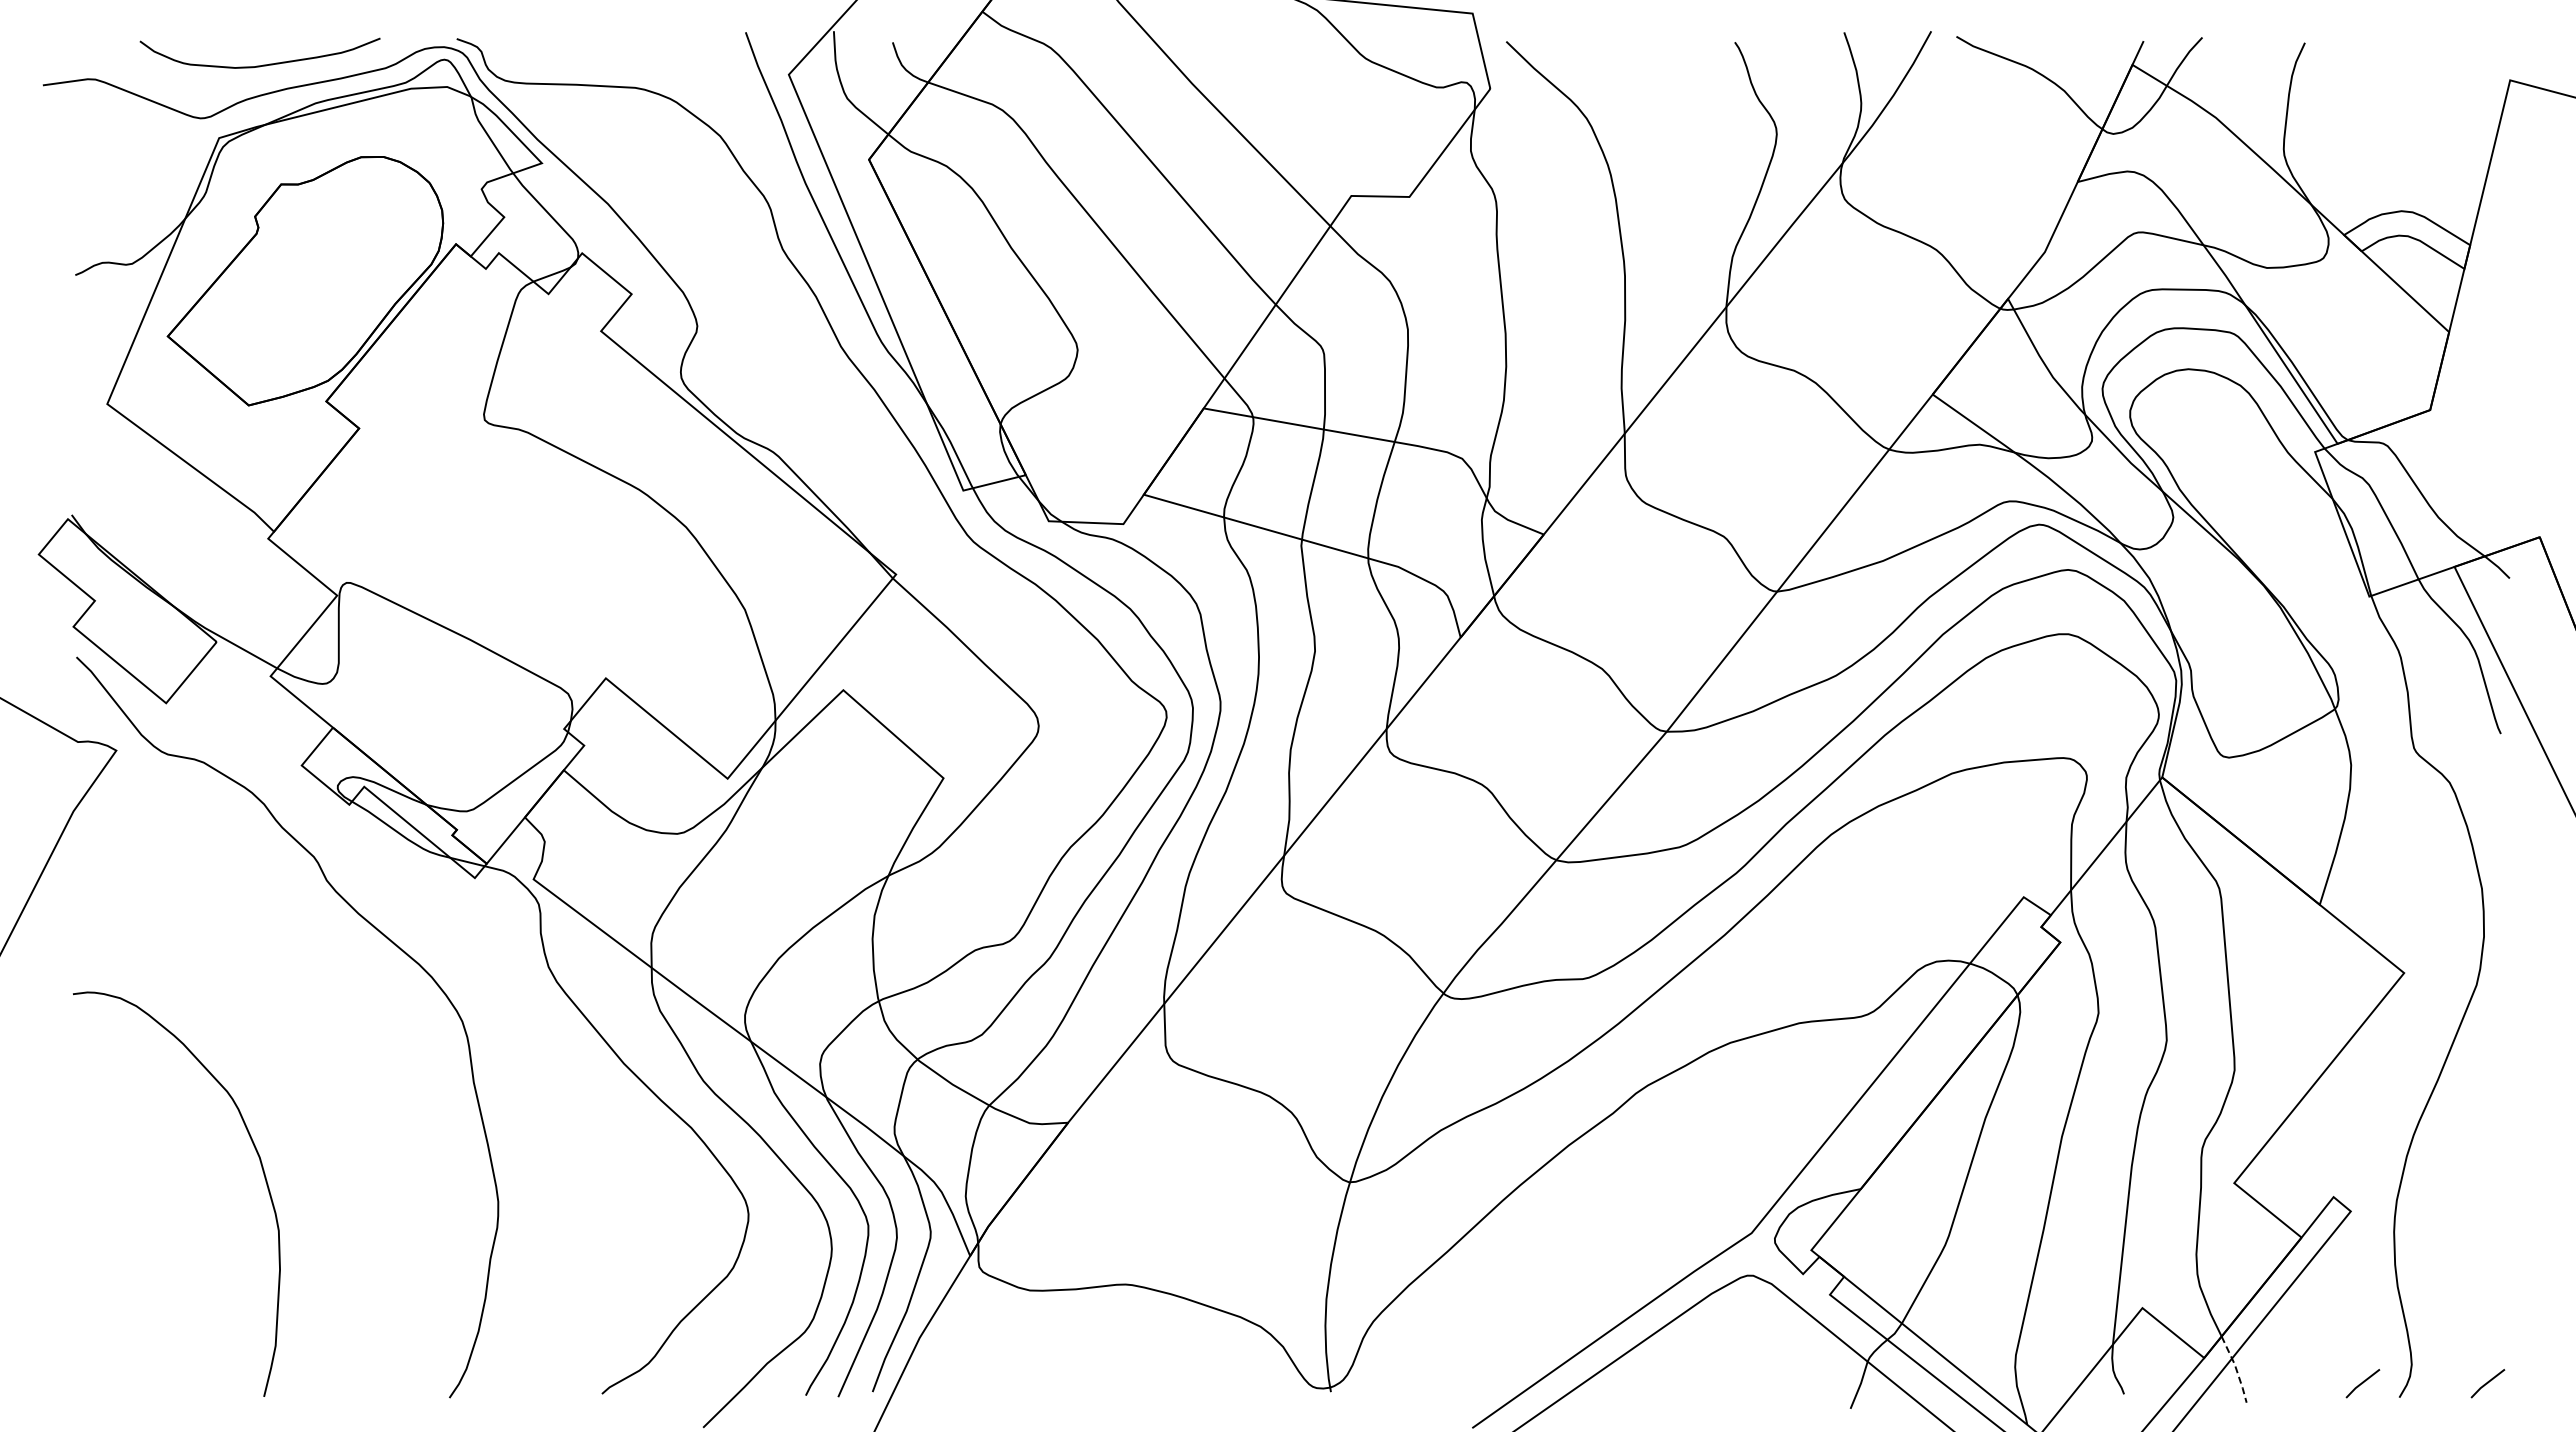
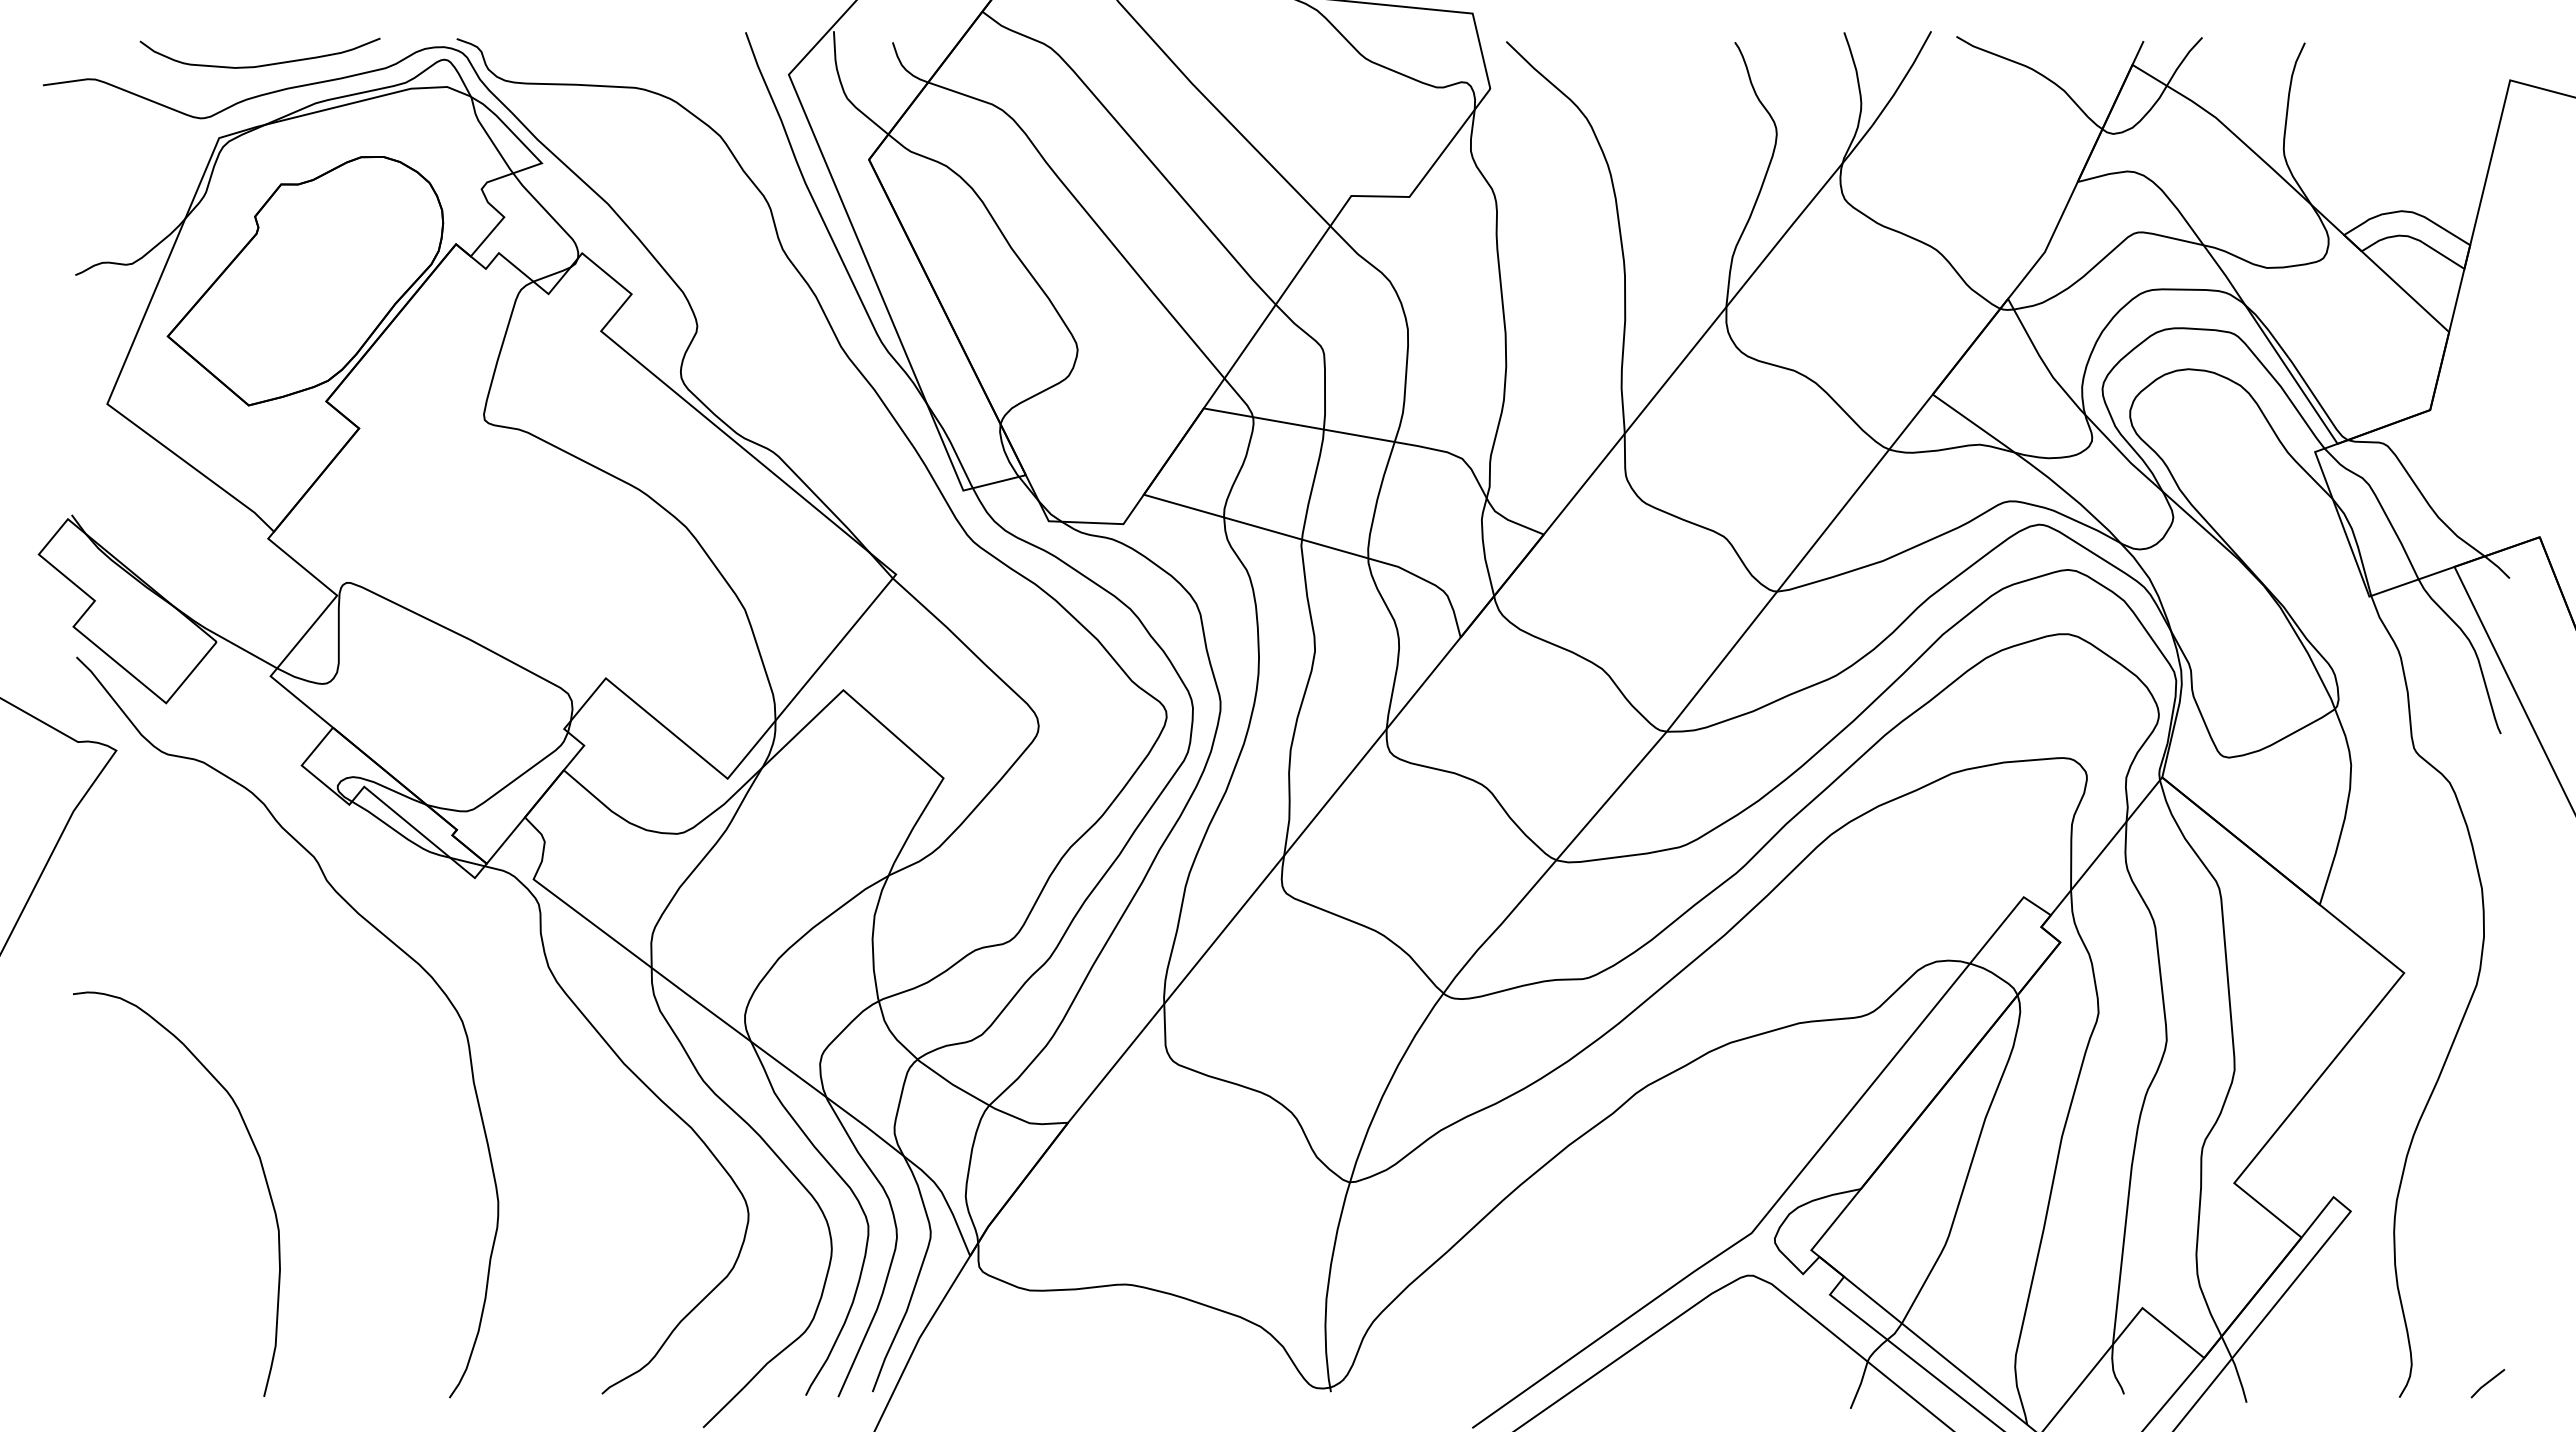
line: dashed -> solid (2236, 1369)
line: present -> none (2362, 1383)
